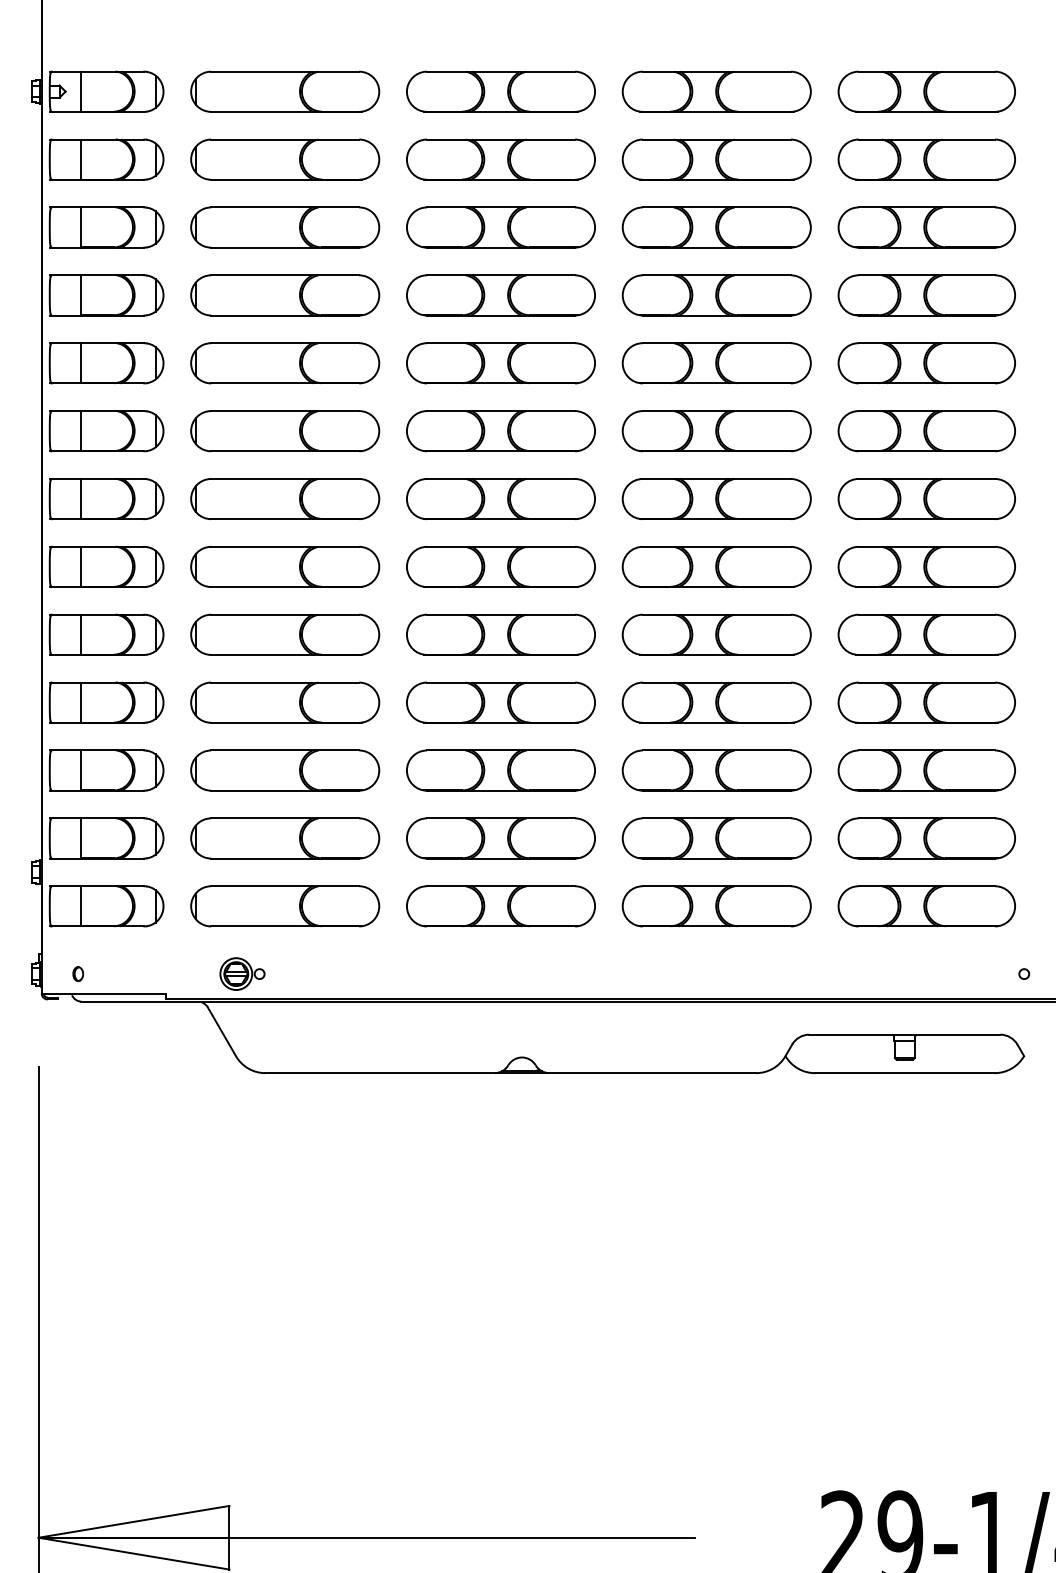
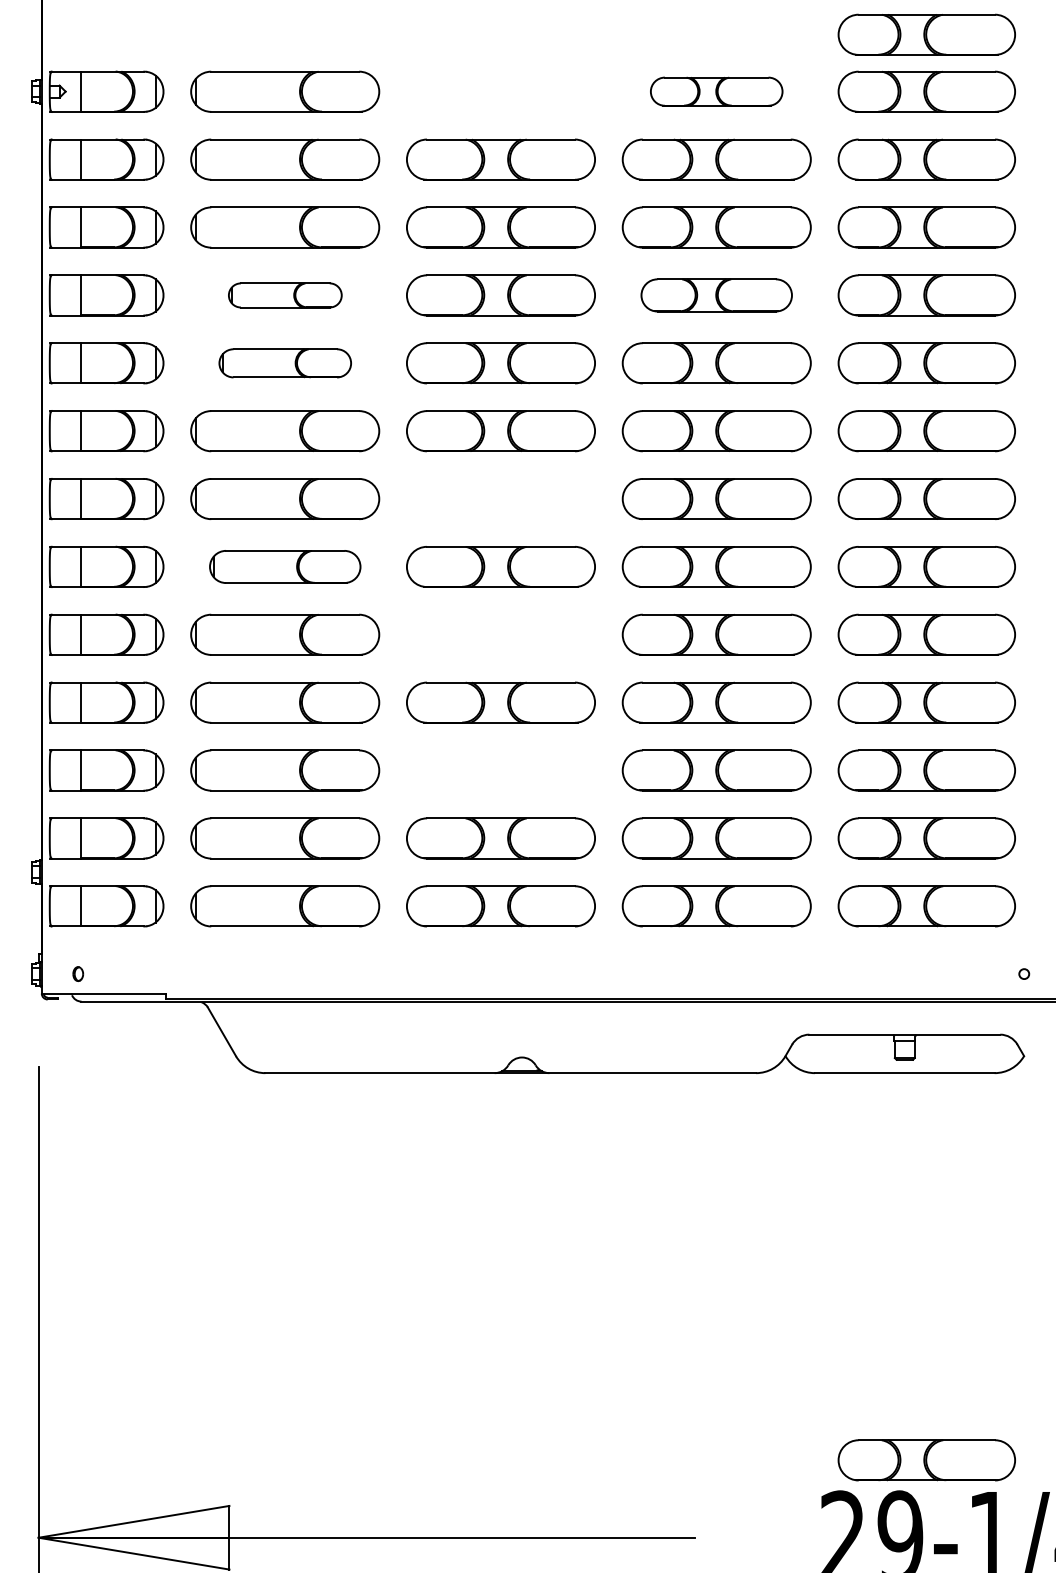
part: none -> present (926, 34)
part: present -> none (500, 91)
part size: 191x43 px -> 134x31 px (716, 91)
part size: 191x43 px -> 115x27 px (285, 295)
part size: 191x43 px -> 153x35 px (716, 295)
part size: 191x43 px -> 134x31 px (284, 363)
part: present -> none (500, 498)
part size: 191x42 px -> 153x34 px (285, 566)
part: present -> none (500, 634)
part: present -> none (500, 770)
part: present -> none (242, 973)
part: none -> present (926, 1460)
